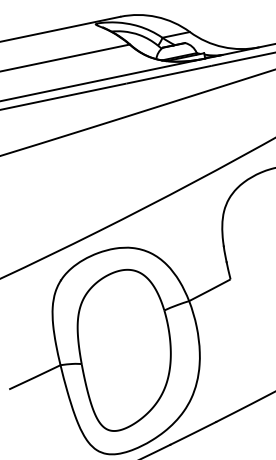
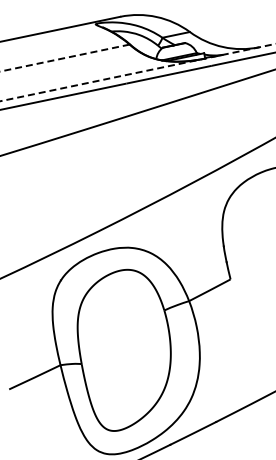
line: solid -> dashed (65, 58)
line: solid -> dashed (138, 72)
